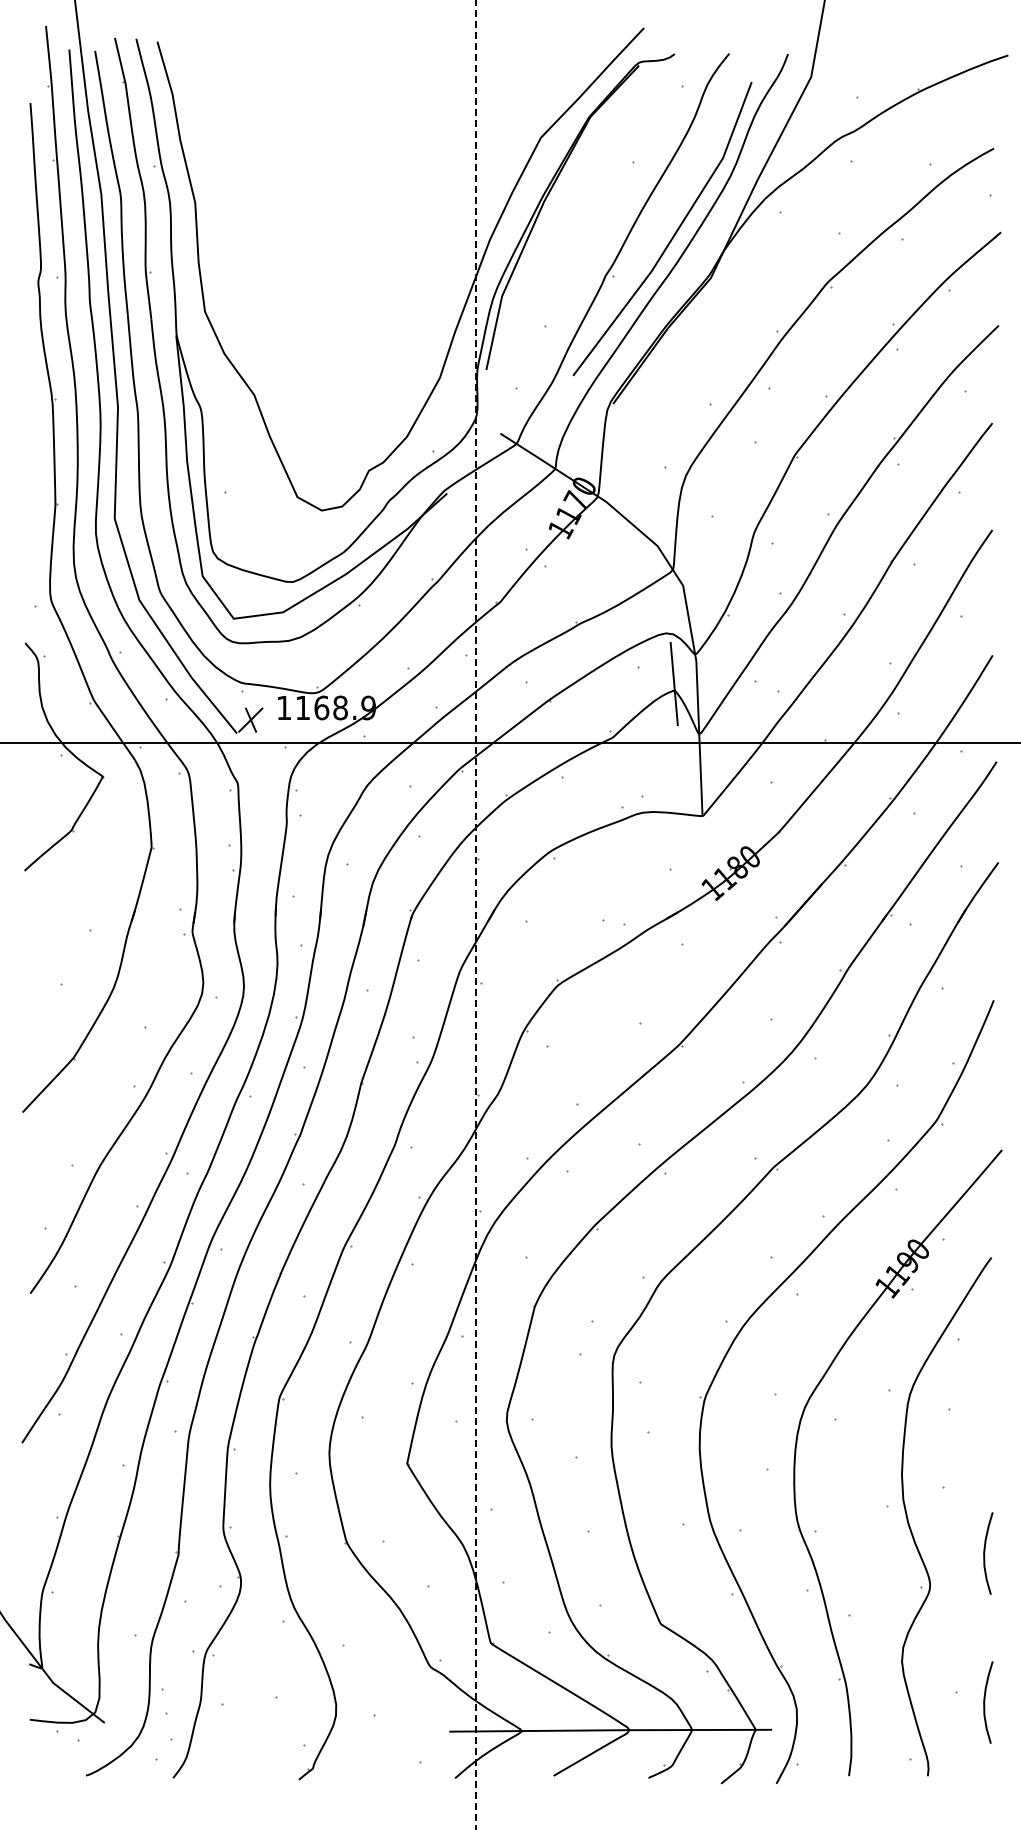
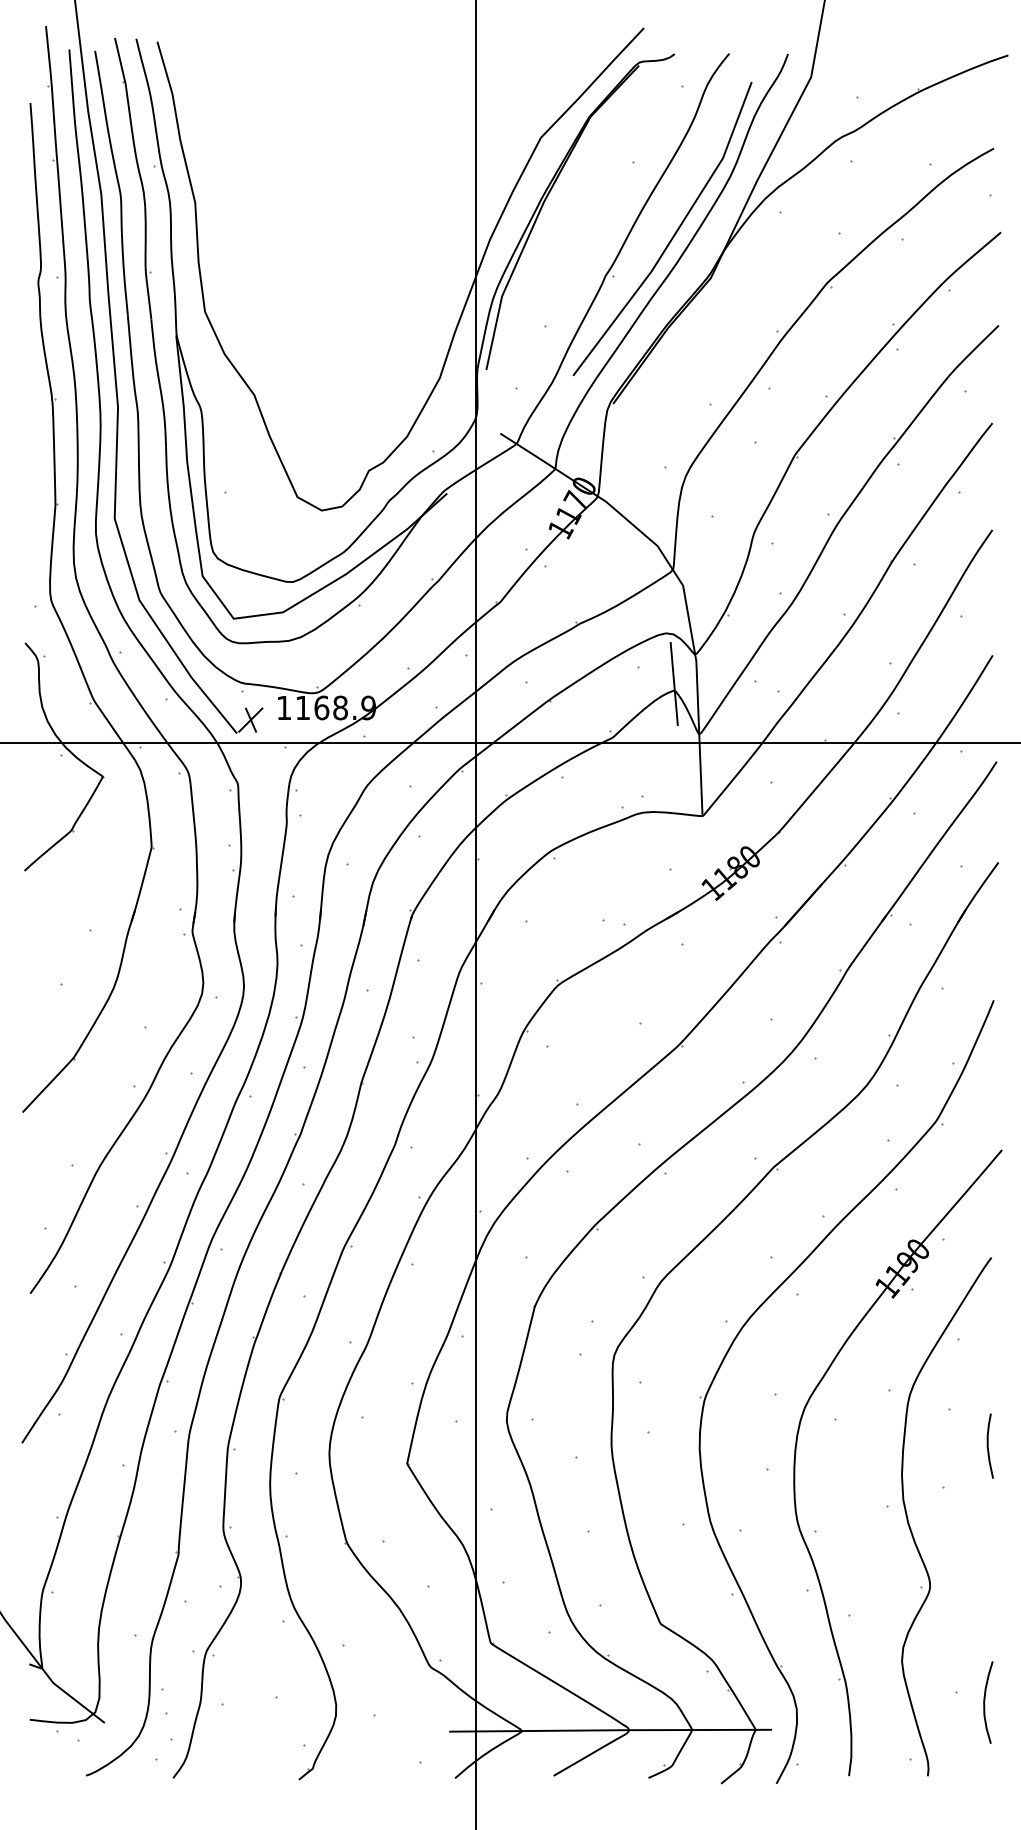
line: dashed -> solid (476, 914)
curve: none -> present (988, 1445)
curve: present -> none (985, 1552)
